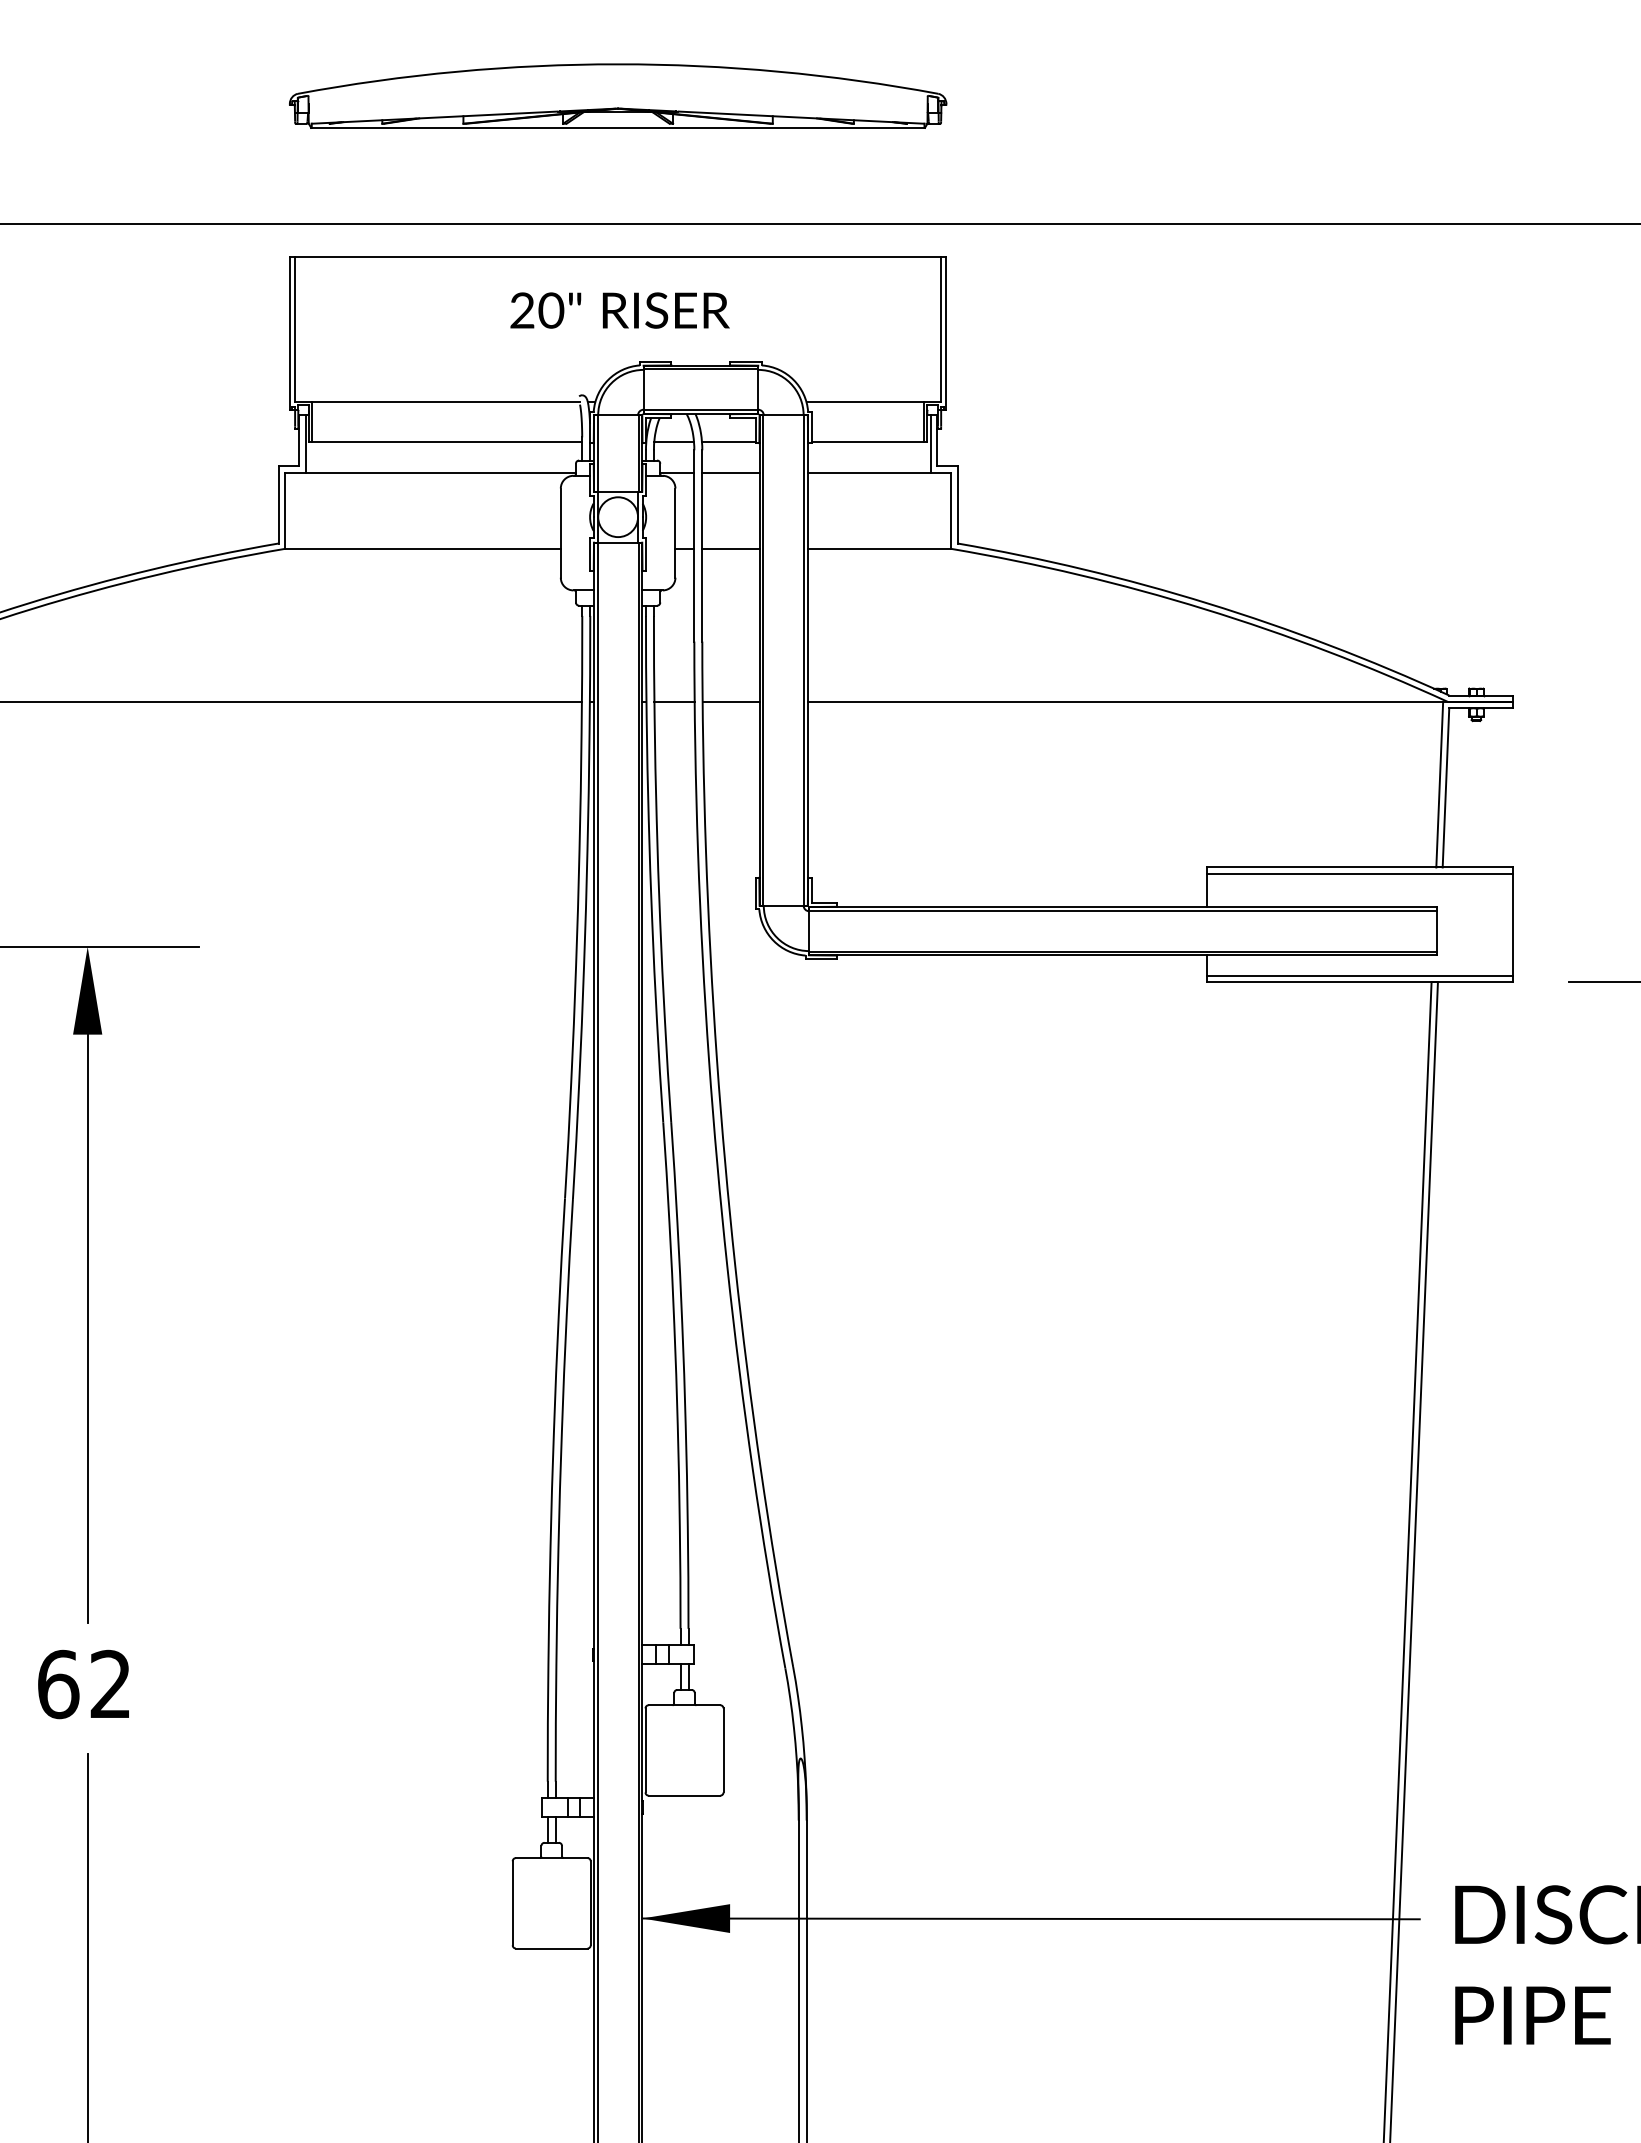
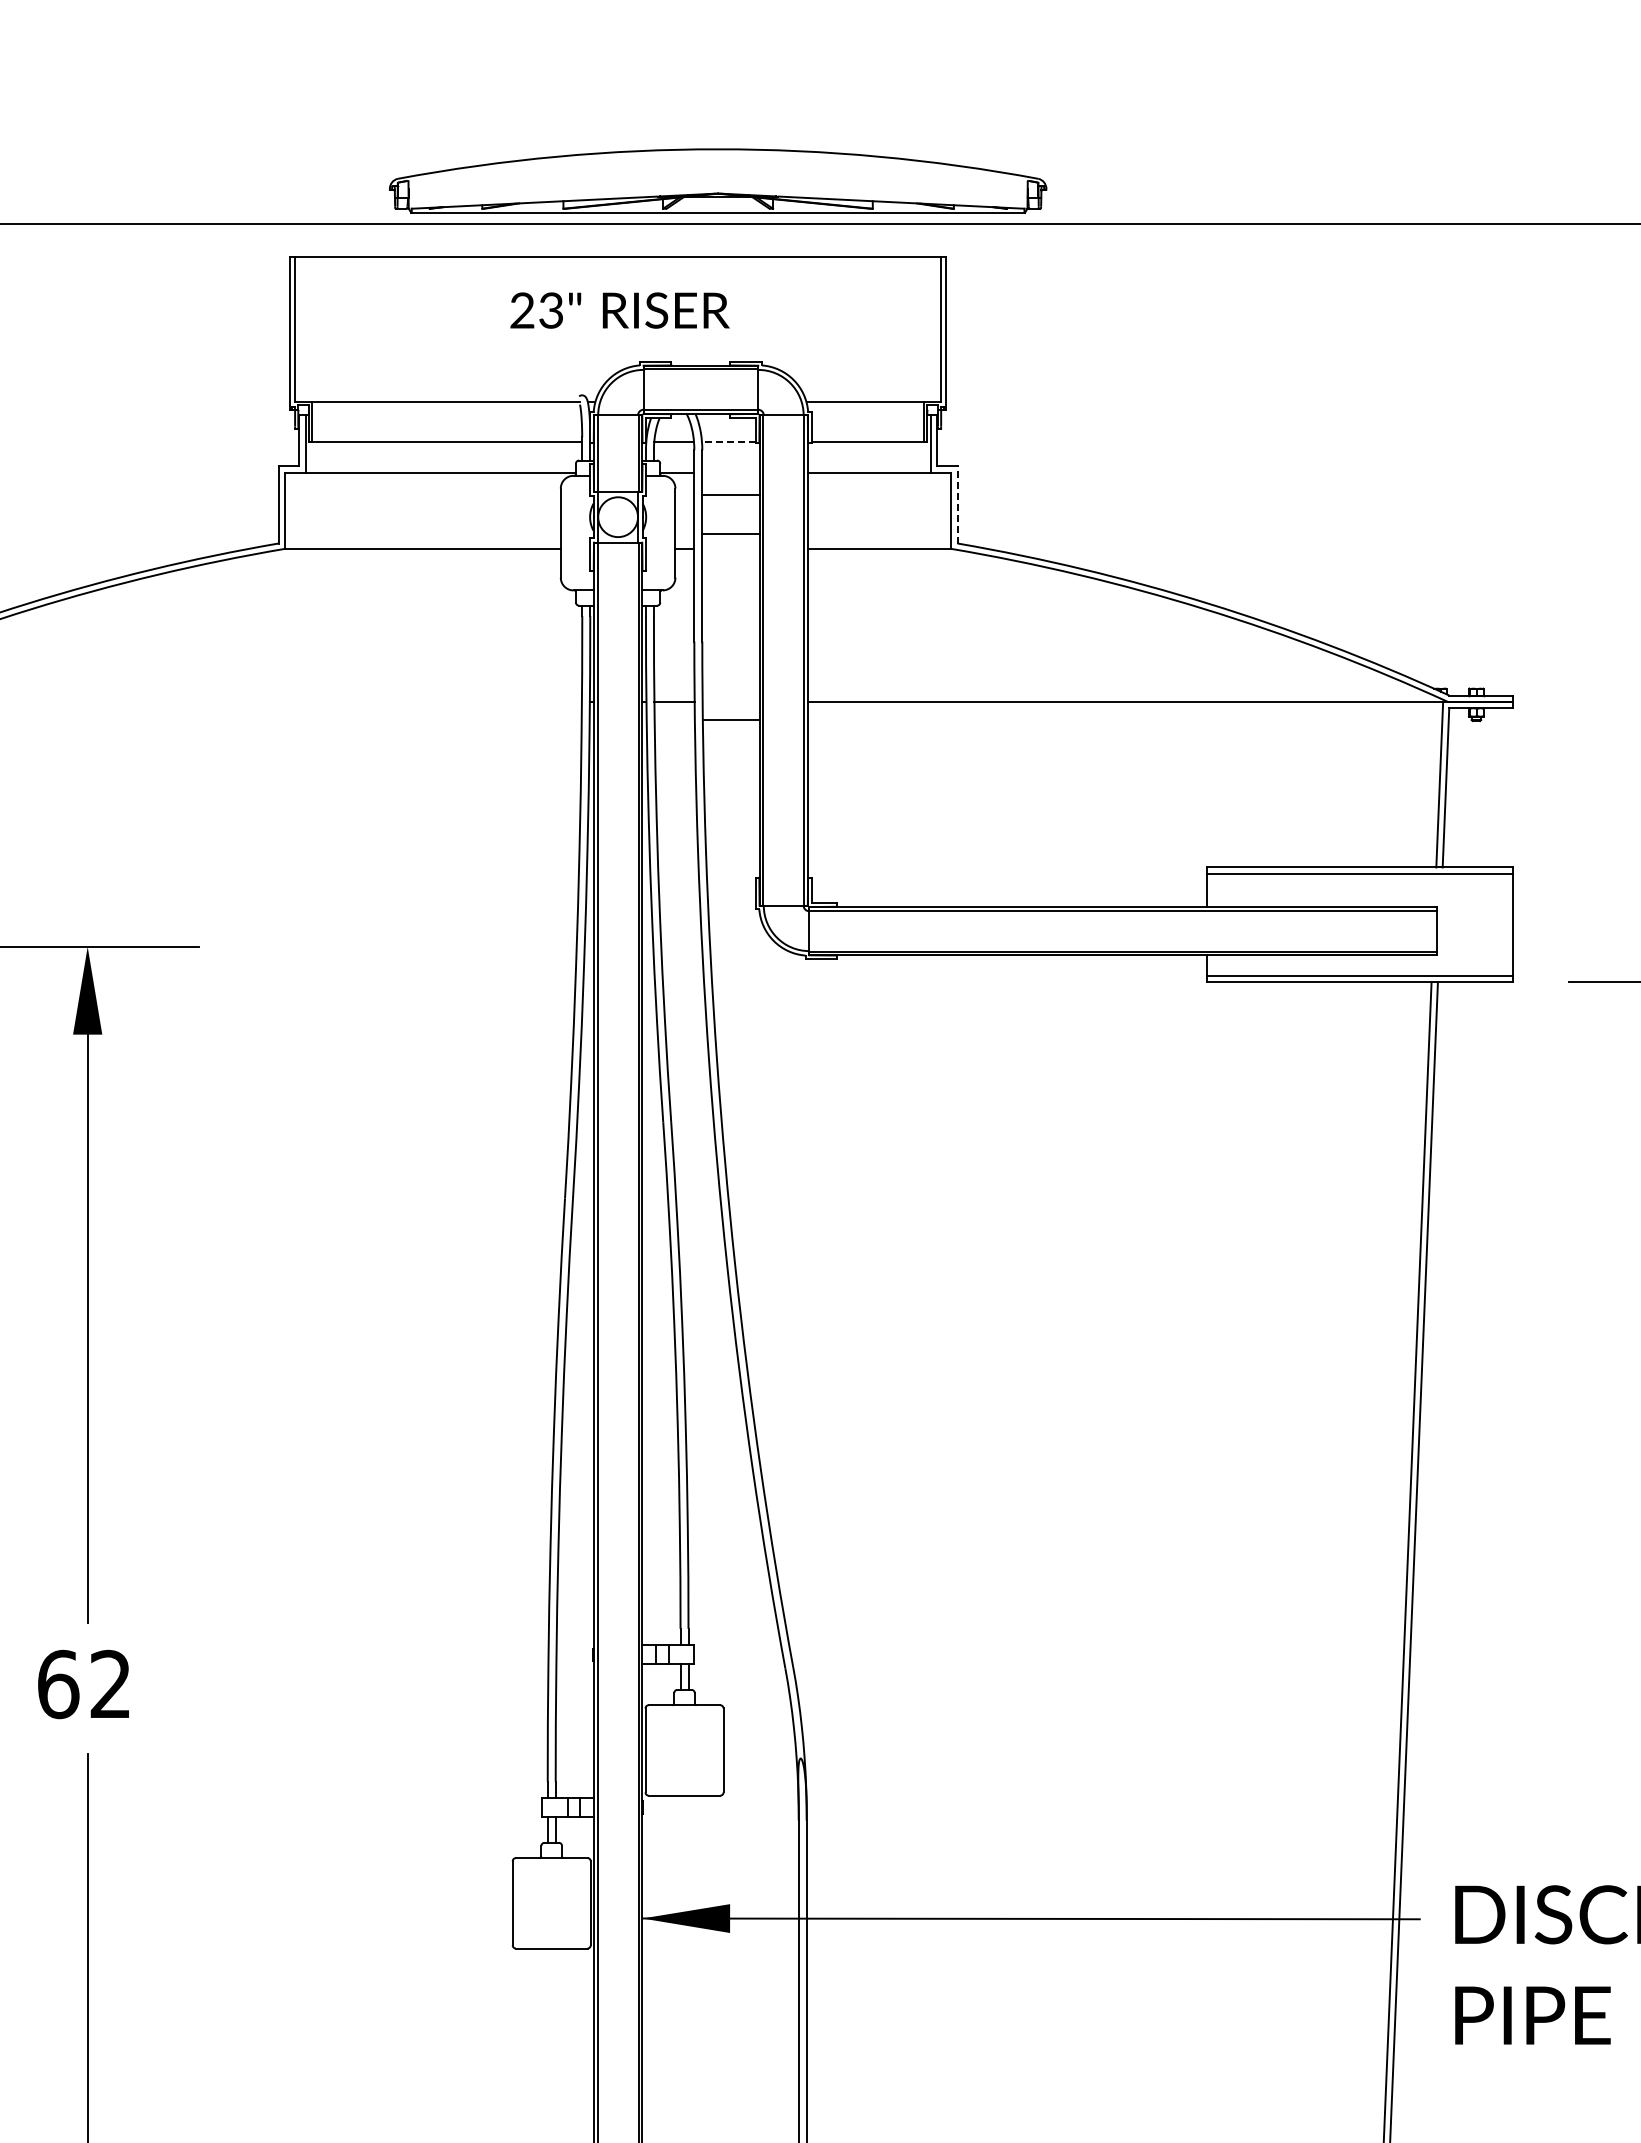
part position: (618, 95) -> (718, 180) (718, 180)
text: 20" -> 23" (551, 310)
line: solid -> dashed (728, 442)
line position: (730, 472) -> (730, 494) (730, 494)
line: solid -> dashed (957, 504)
line position: (730, 548) -> (730, 533) (730, 533)
line: present -> none (291, 701)
line position: (730, 701) -> (730, 719) (730, 719)
